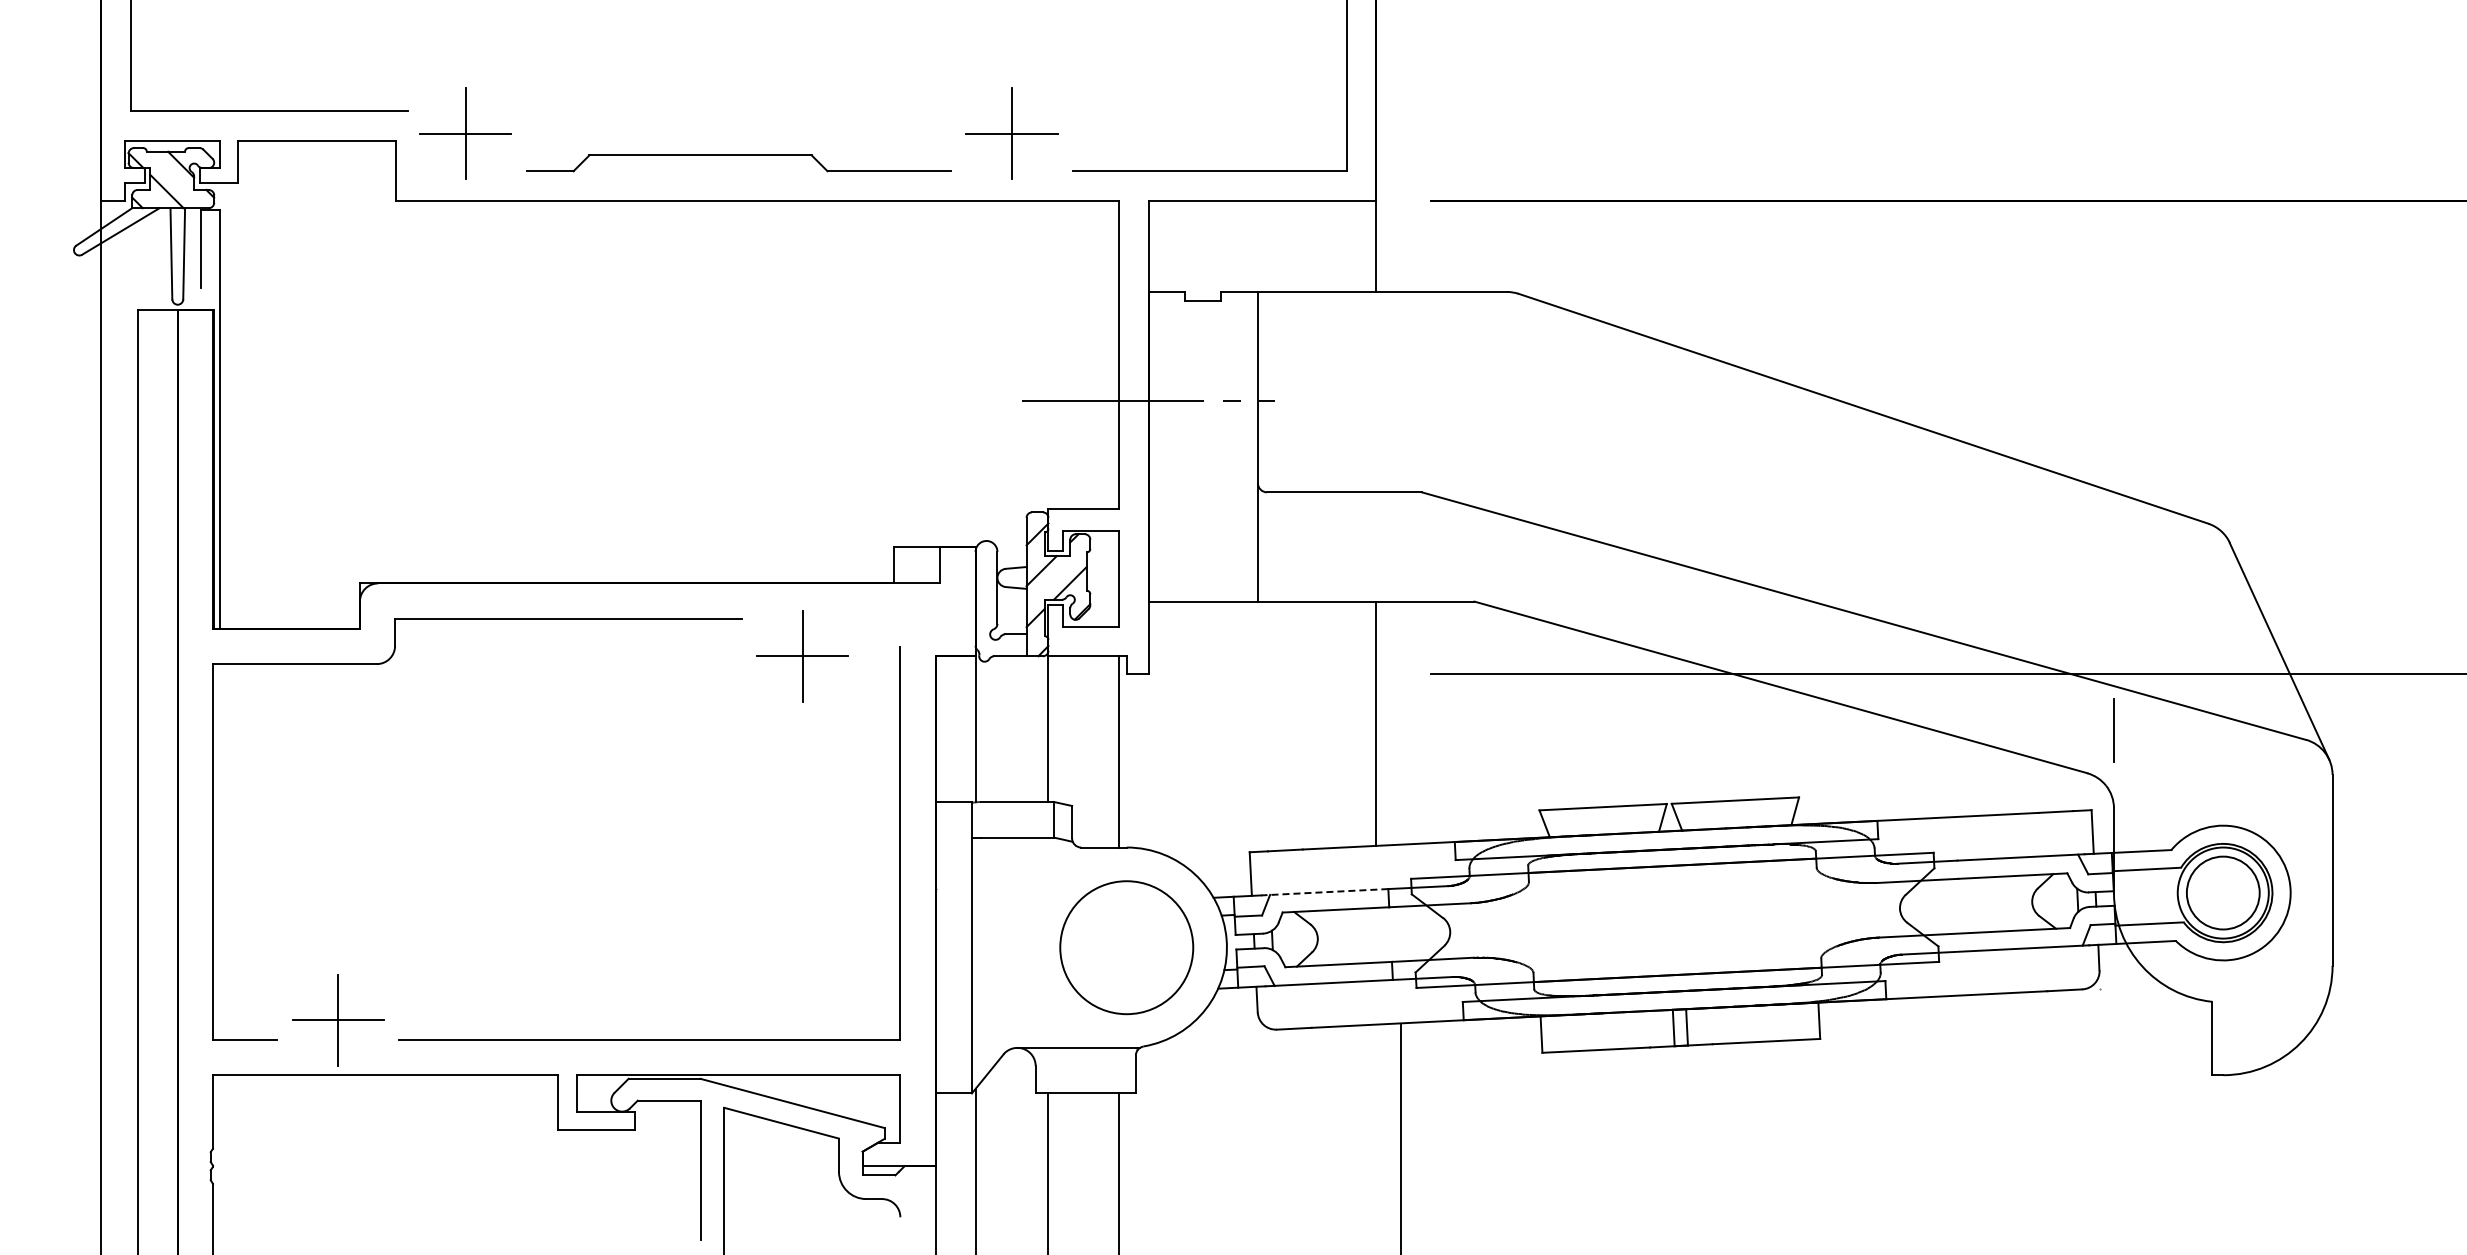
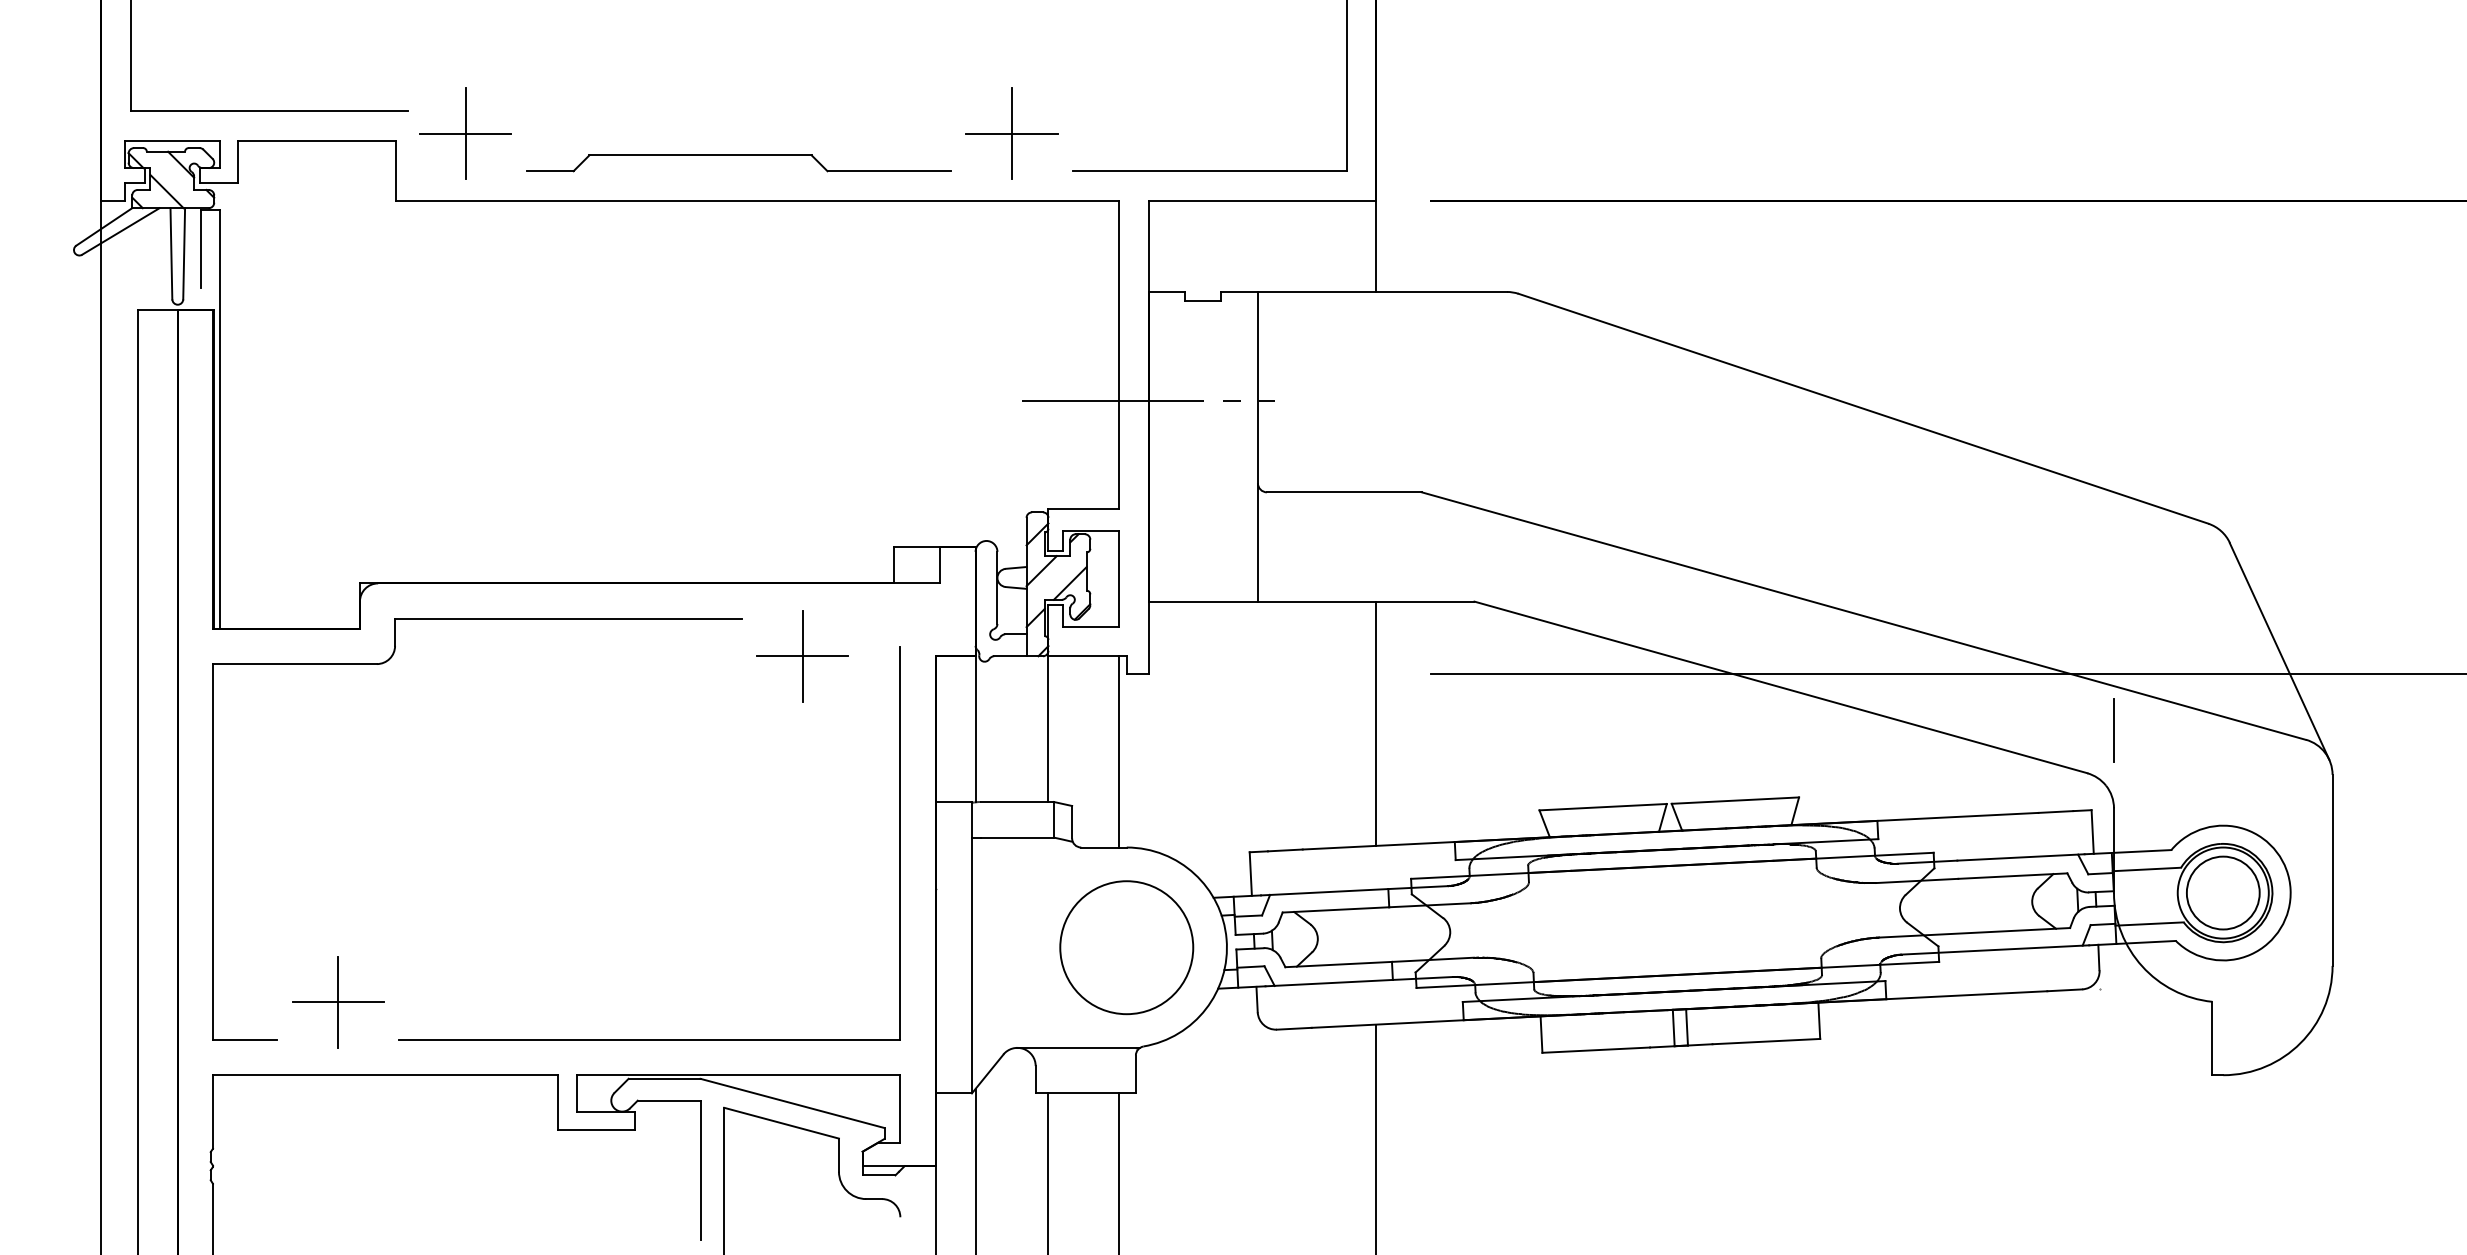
line: dashed -> solid (1324, 892)
part position: (338, 1020) -> (338, 1002) (338, 1002)
line position: (1401, 1137) -> (1376, 1137) (1376, 1137)
